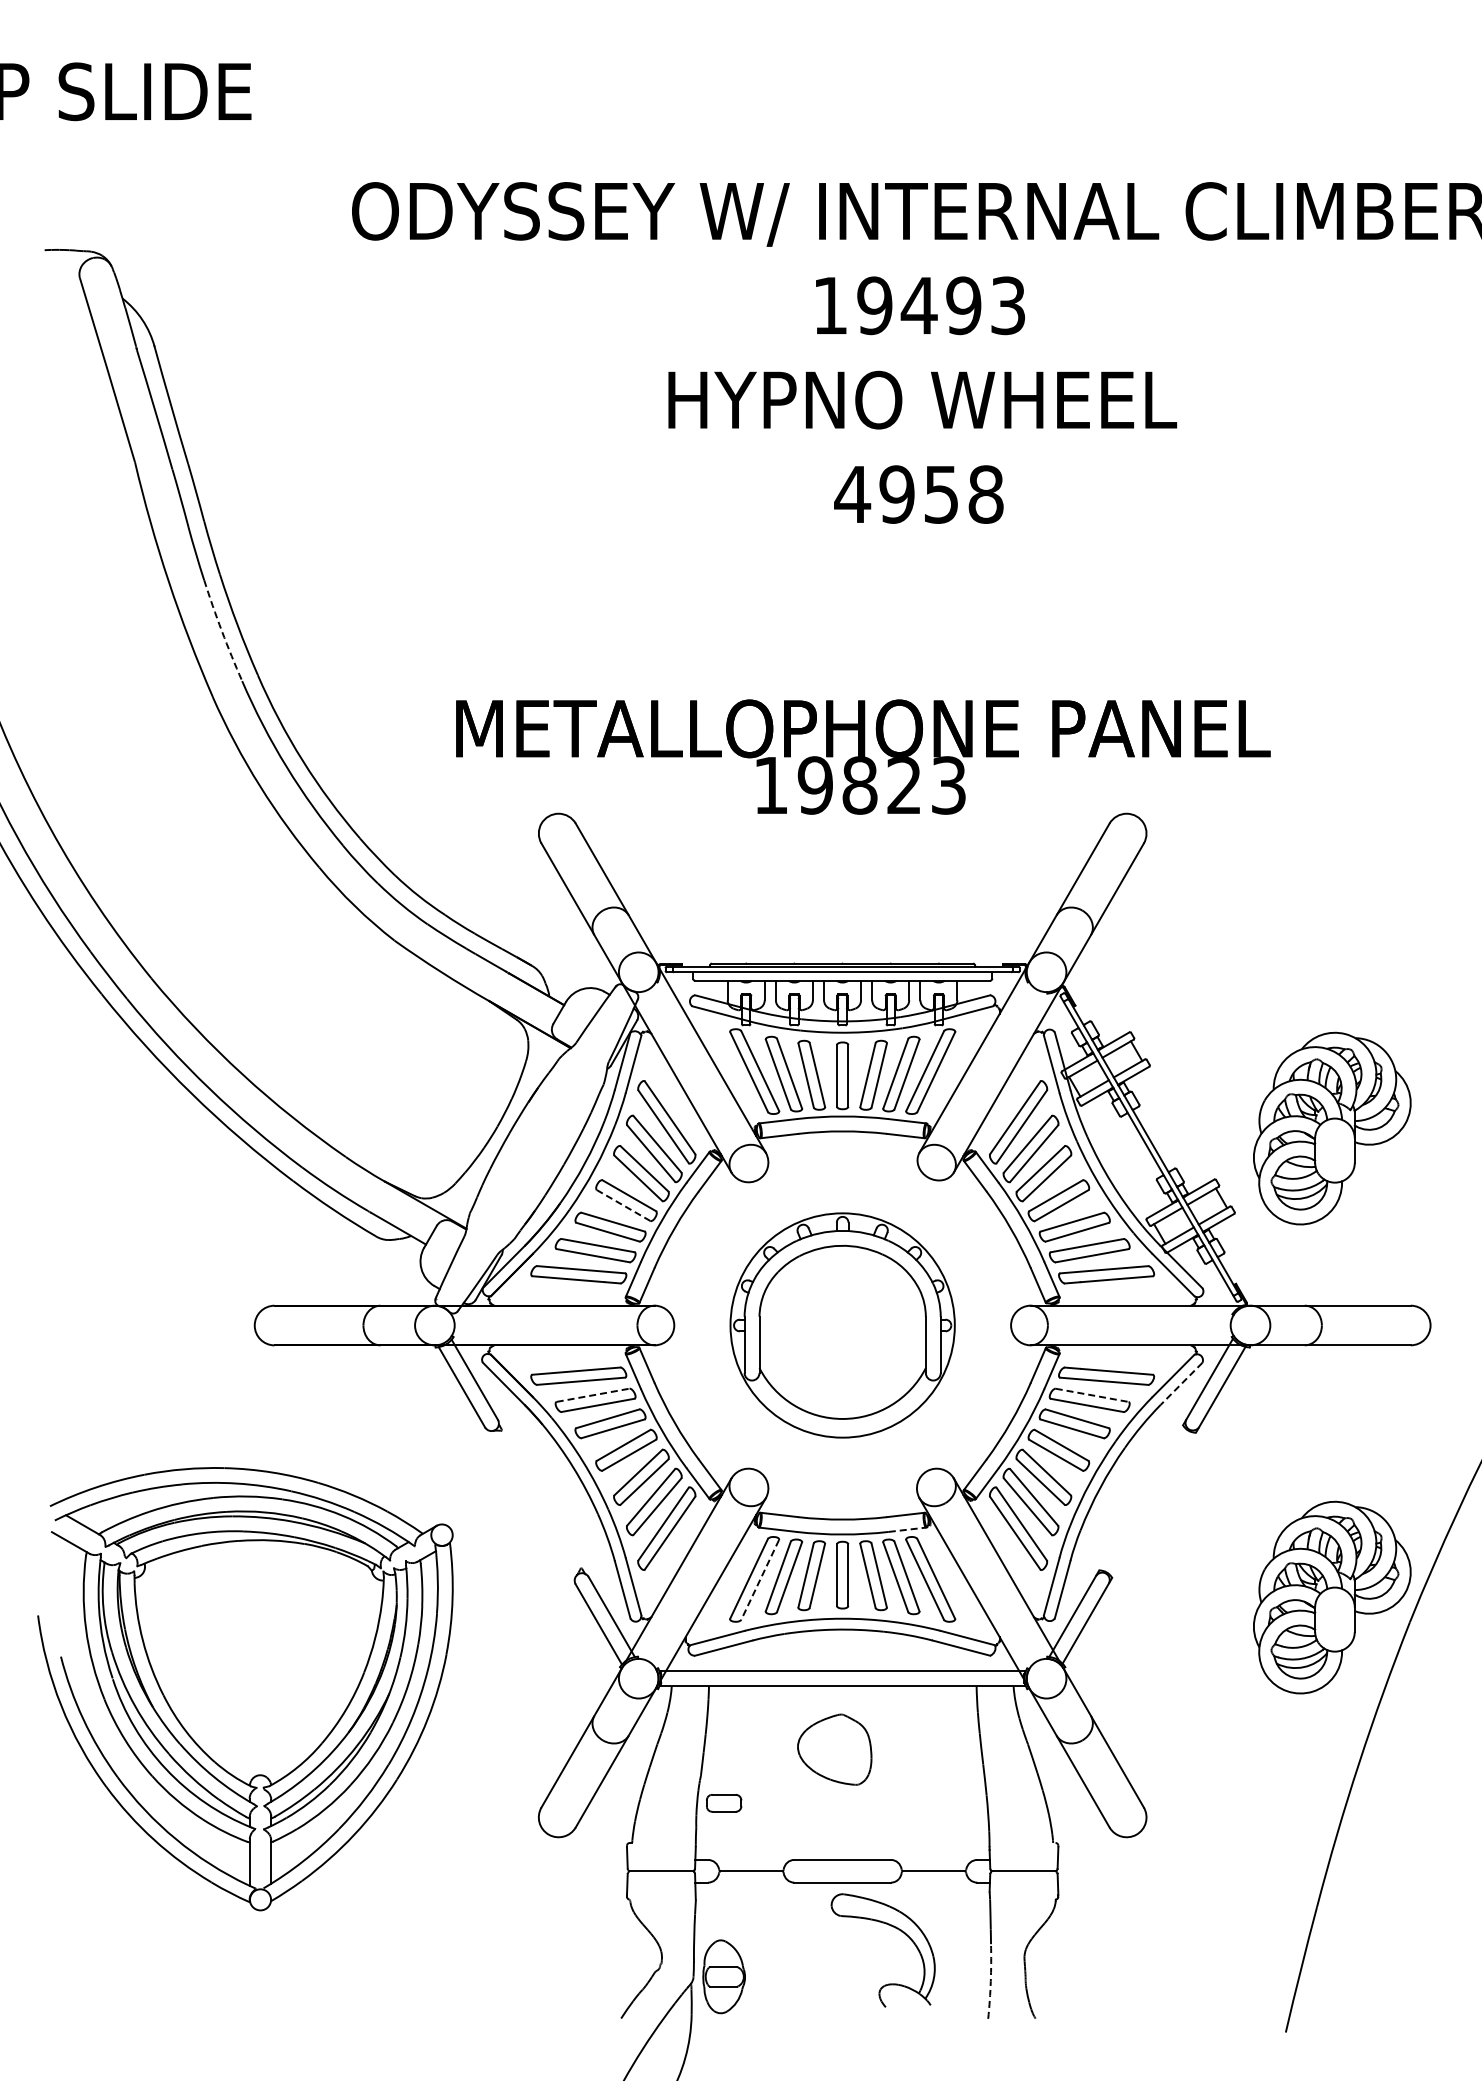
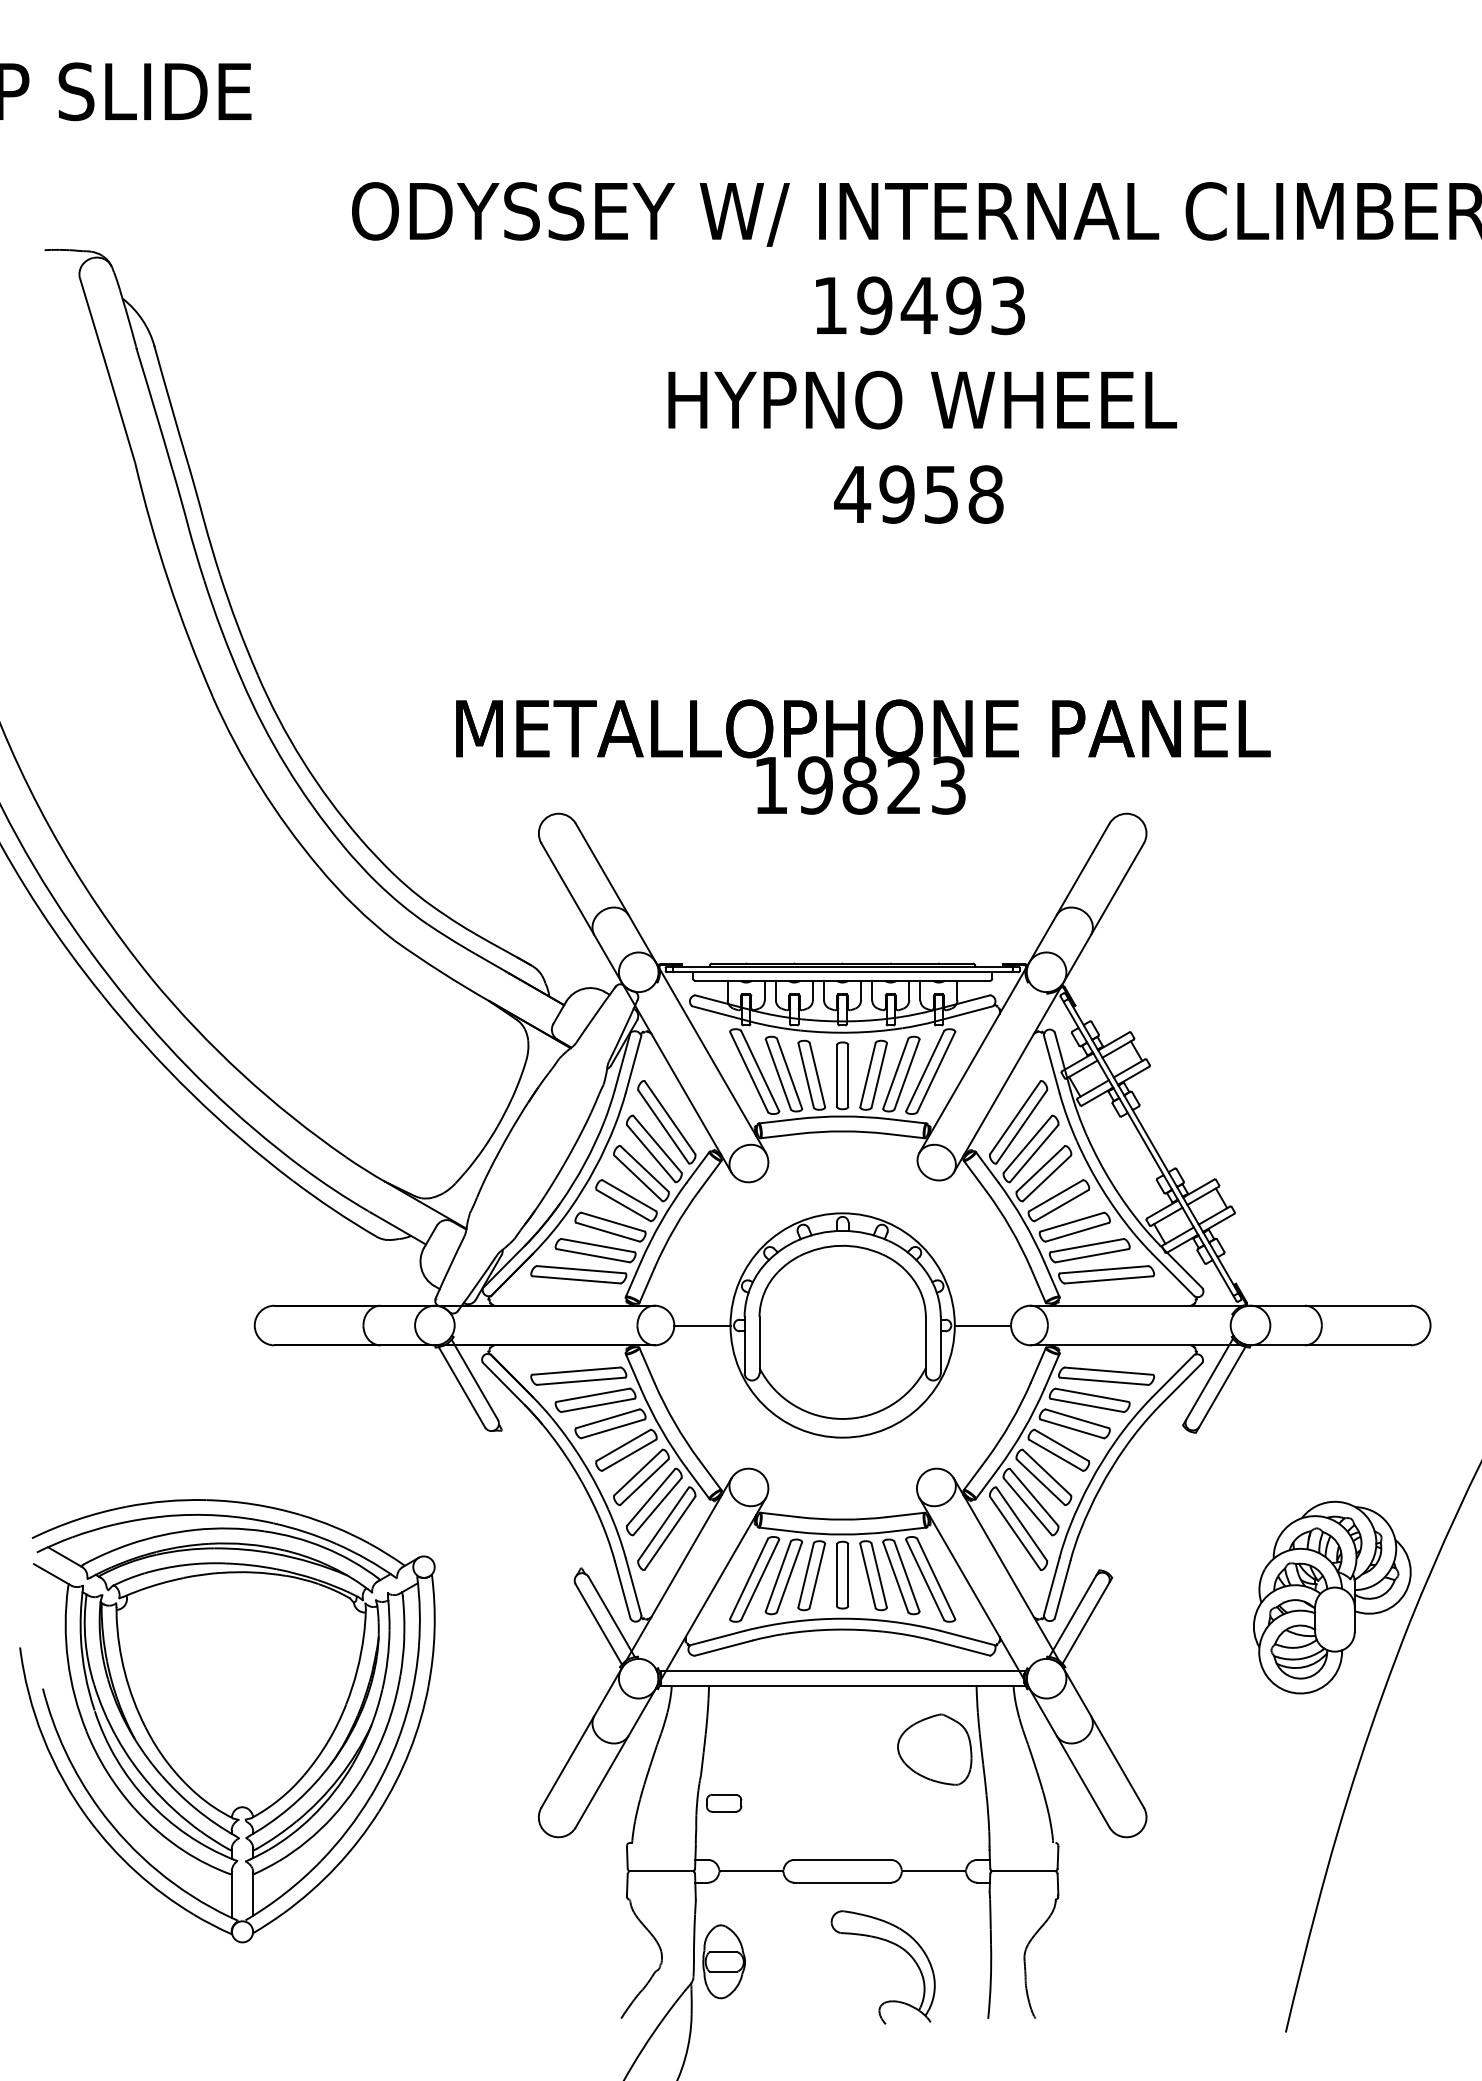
arc: dashed -> solid (221, 631)
part: present -> none (1332, 1128)
line: dashed -> solid (623, 1205)
line: none -> present (702, 1325)
line: none -> present (982, 1325)
line: dashed -> solid (1181, 1383)
line: dashed -> solid (593, 1395)
line: dashed -> solid (1092, 1395)
line: dashed -> solid (907, 1529)
line: dashed -> solid (759, 1580)
part position: (245, 1689) -> (227, 1721) (227, 1721)
part position: (834, 1749) -> (934, 1749) (934, 1749)
part position: (890, 1926) -> (890, 1943) (890, 1943)
part position: (723, 1976) -> (723, 1961) (723, 1961)
arc: dashed -> solid (990, 1981)
